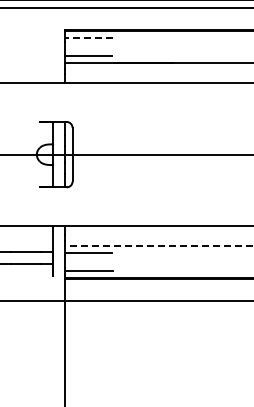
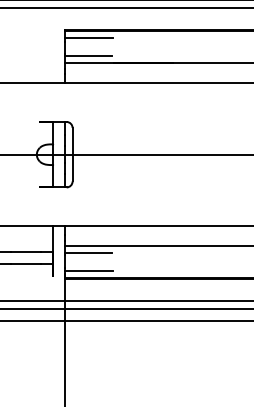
line: dashed -> solid (88, 38)
line: dashed -> solid (159, 246)
line: none -> present (126, 309)
line: none -> present (126, 320)
